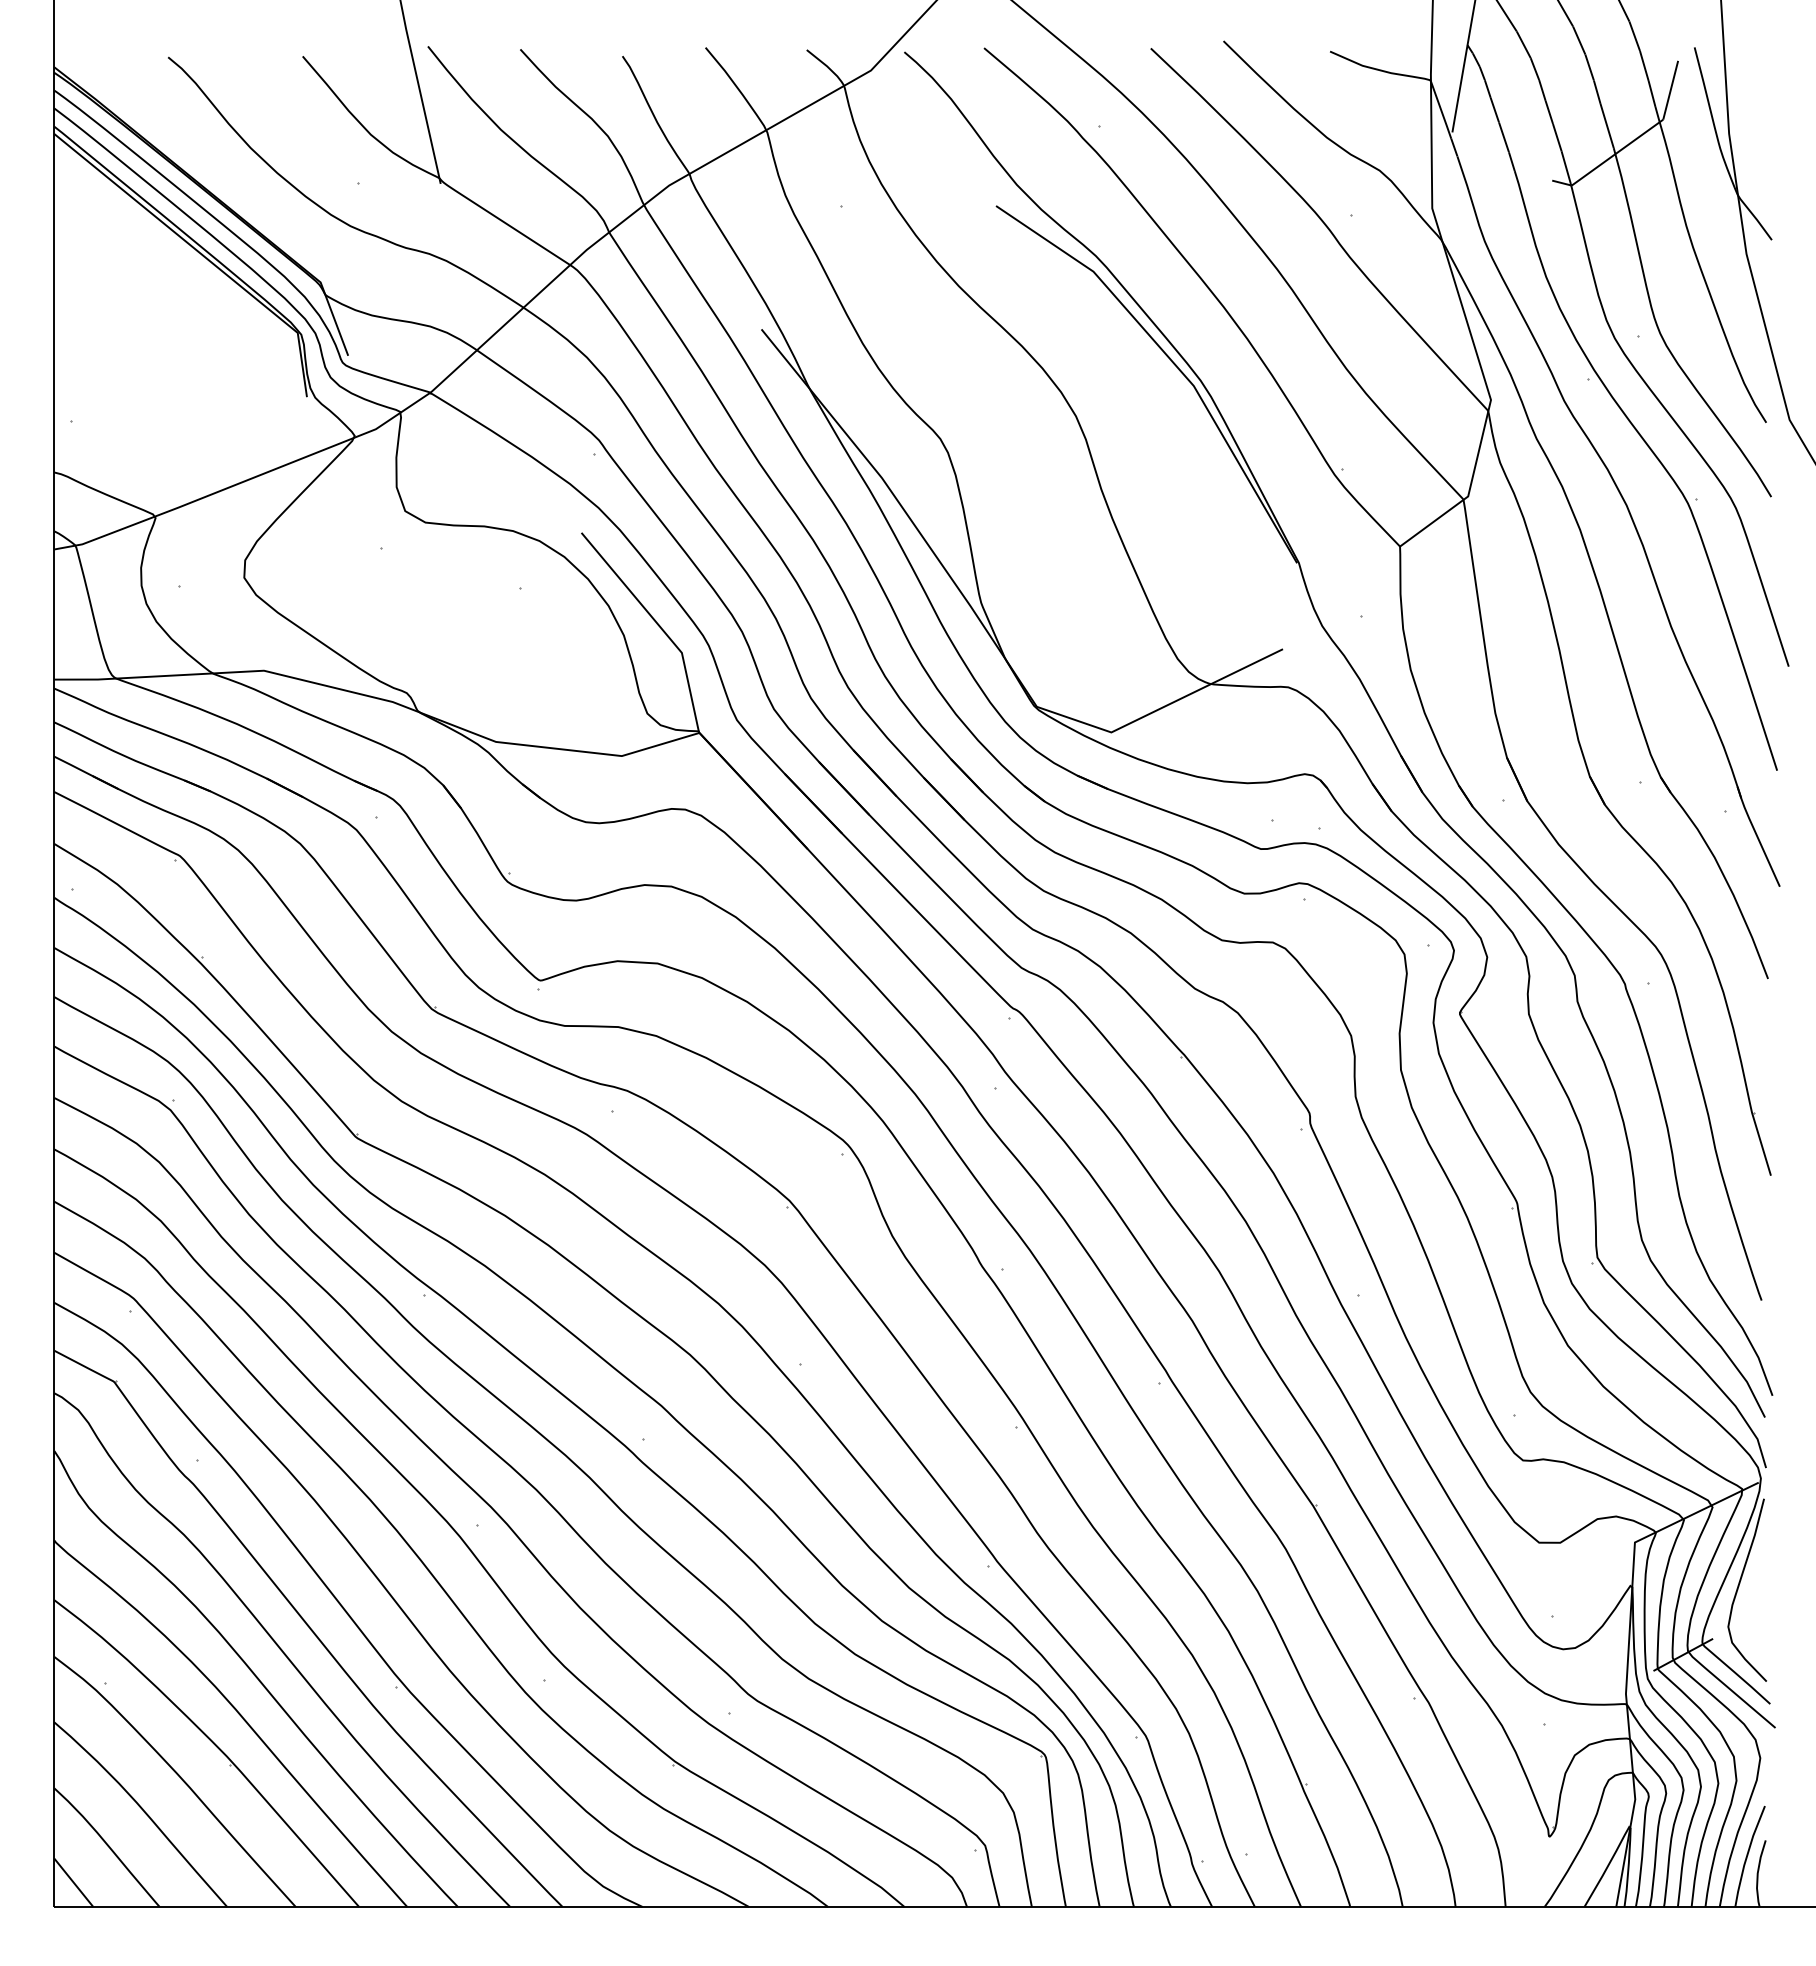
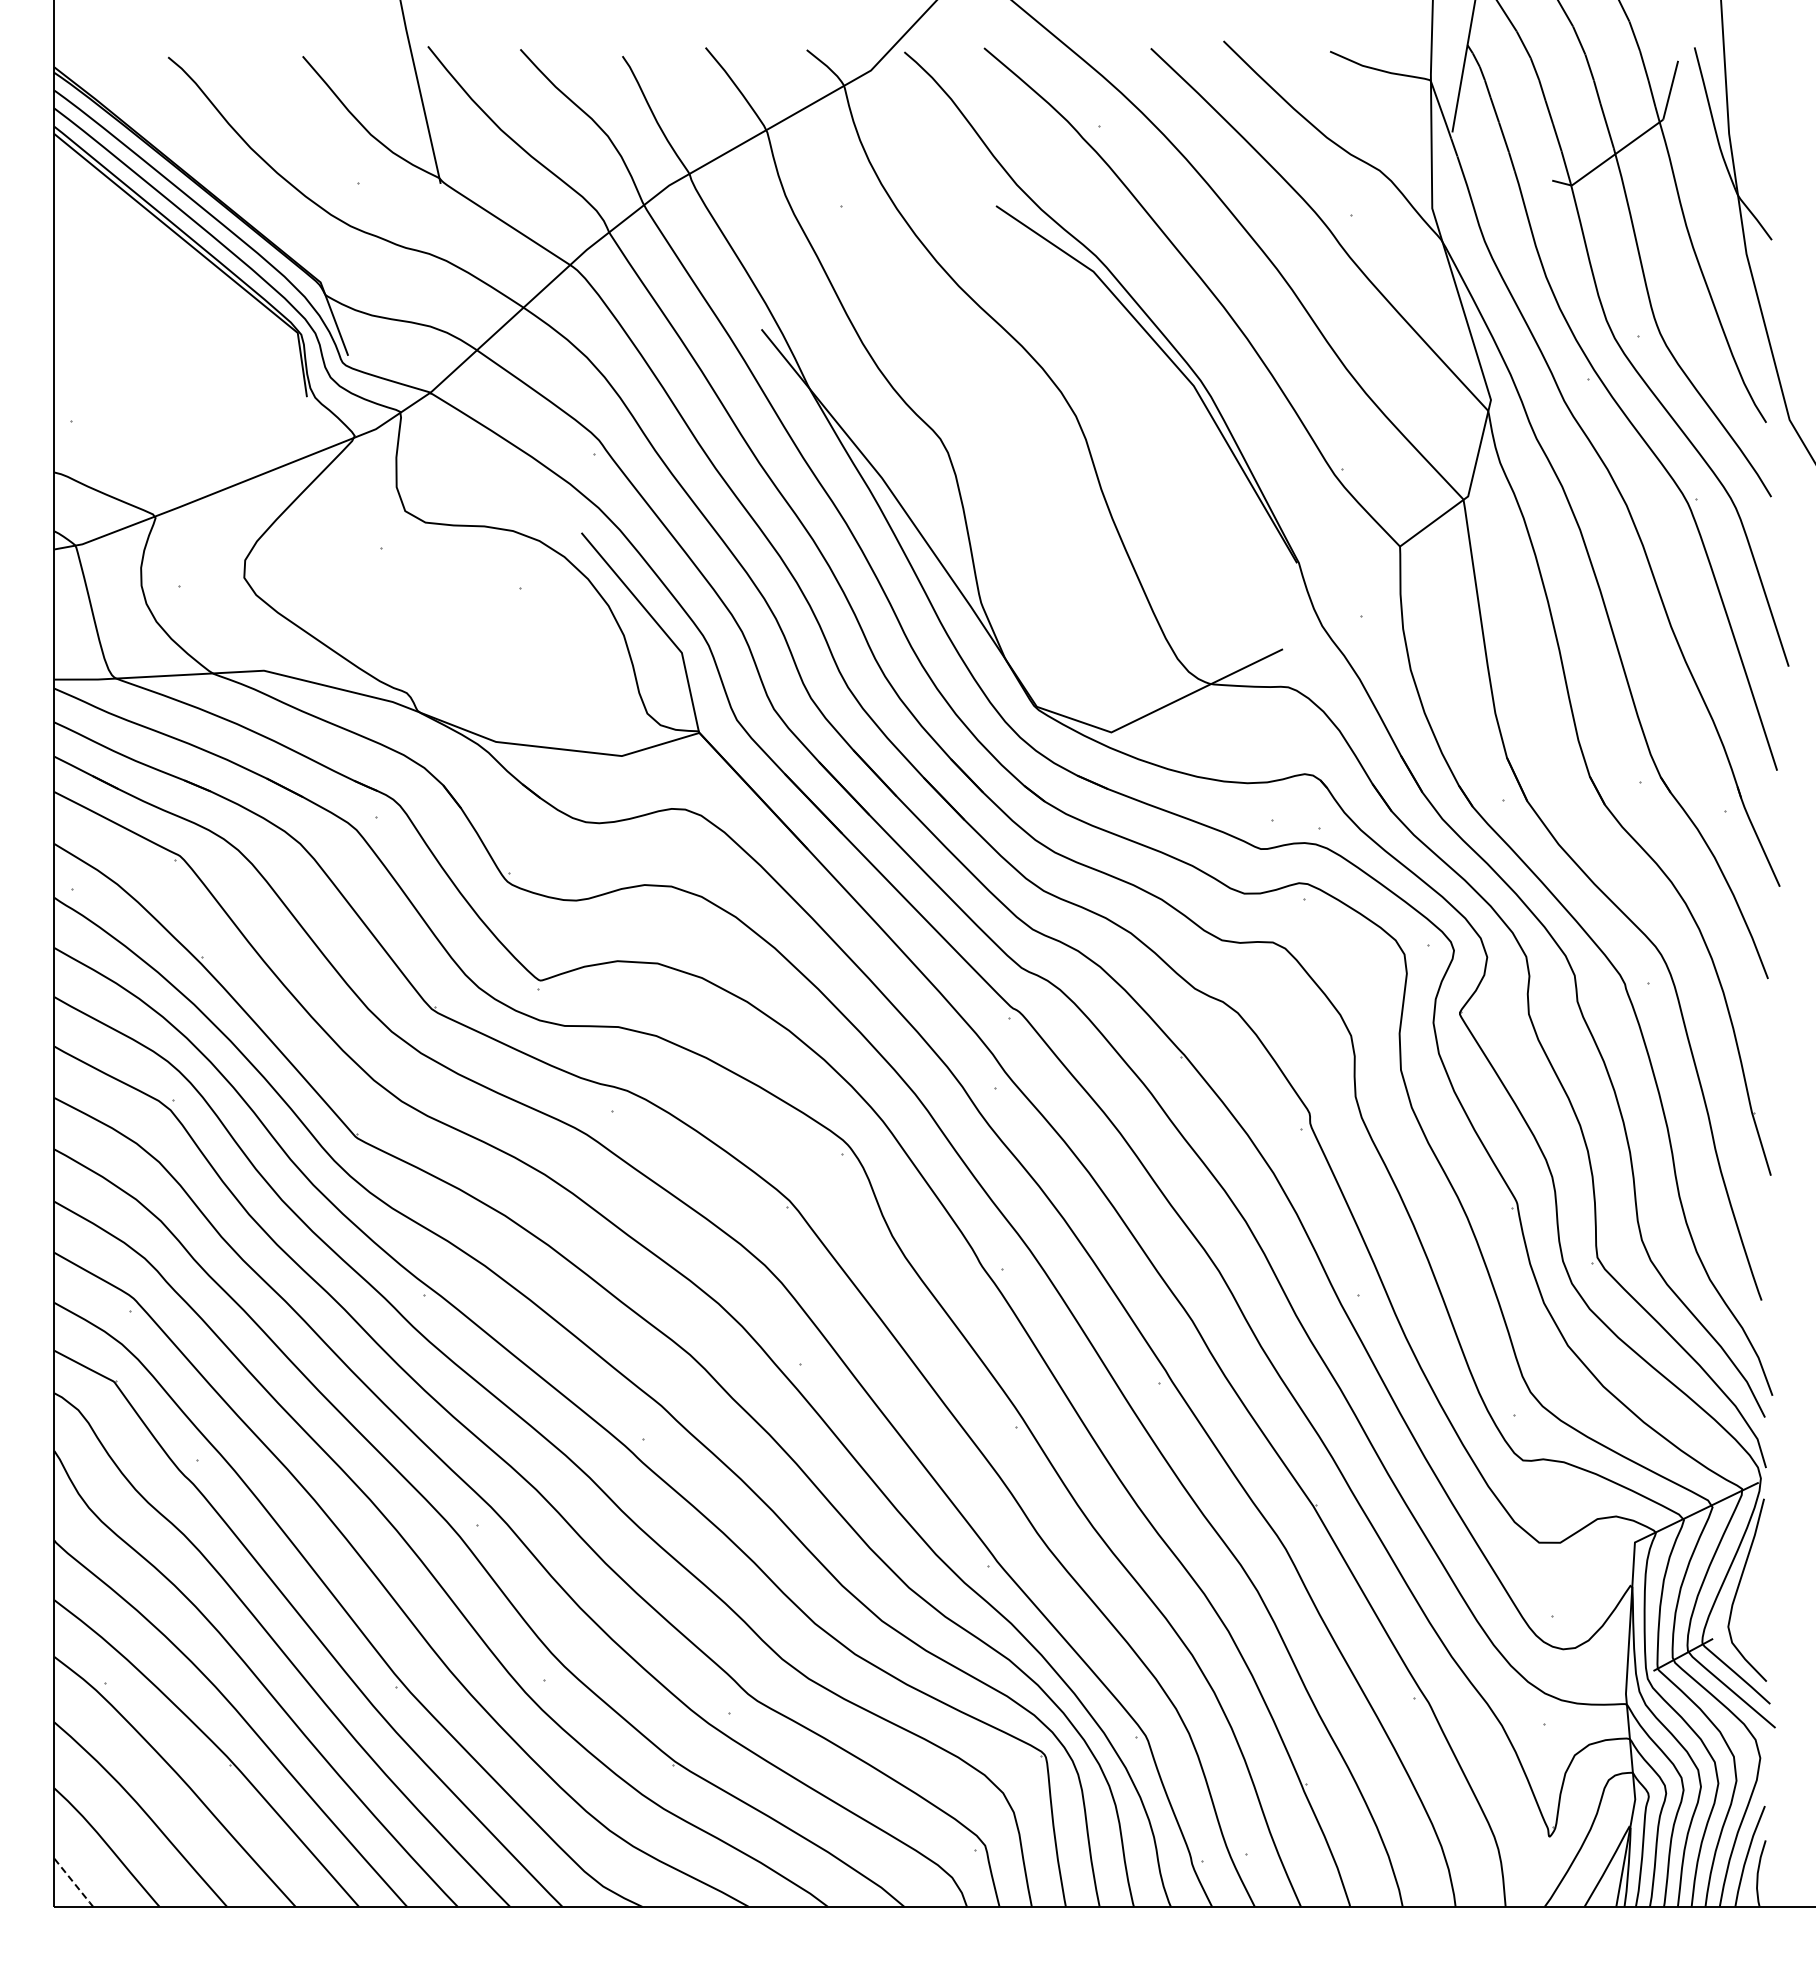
line: solid -> dashed (74, 1883)
